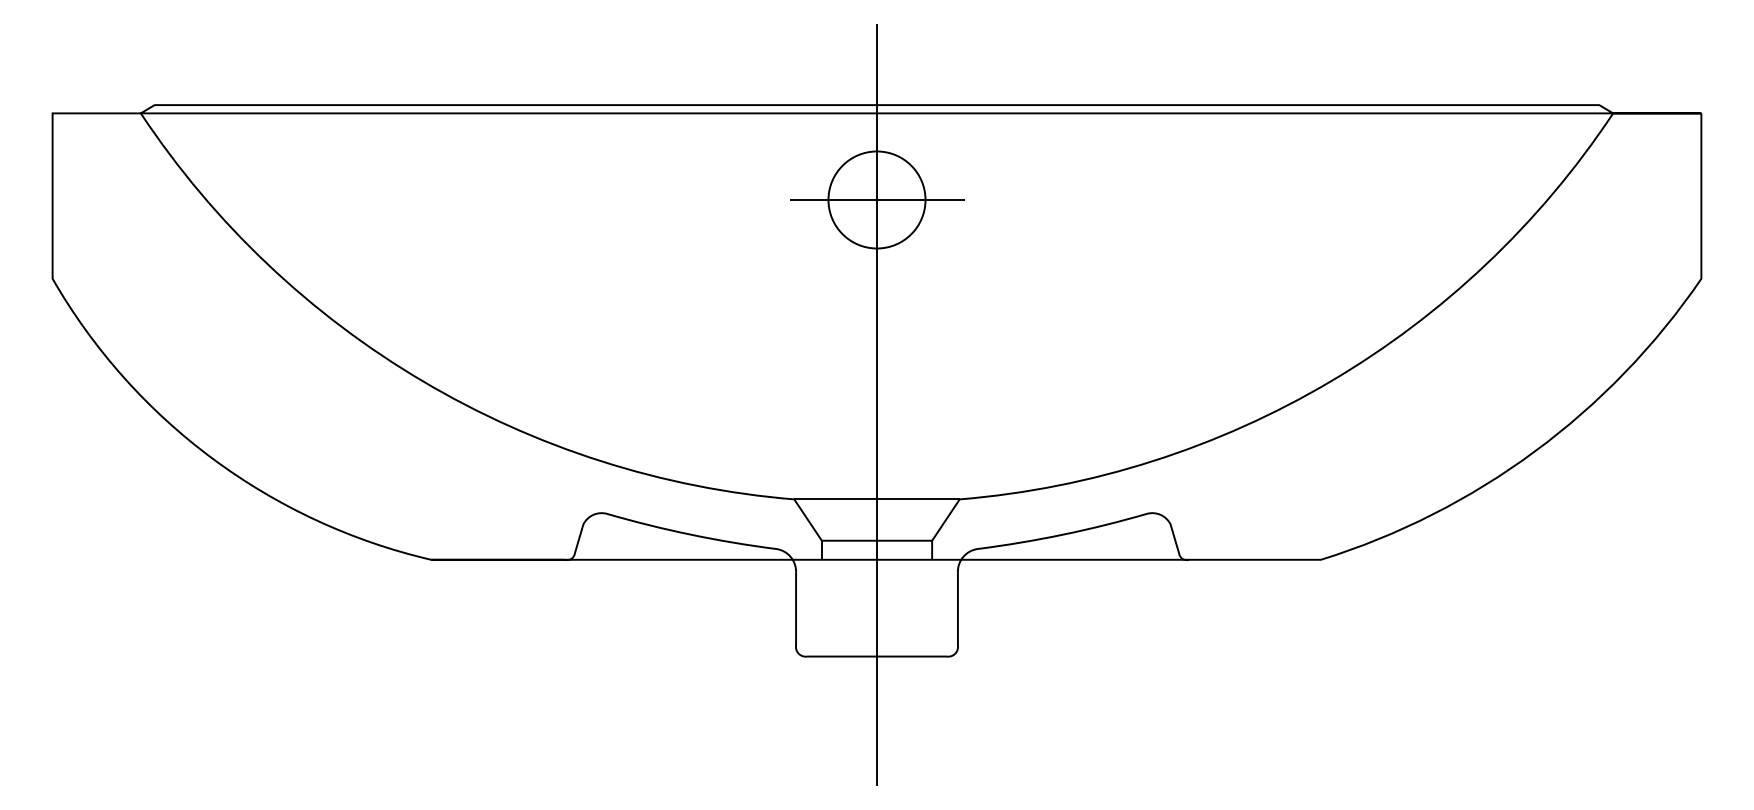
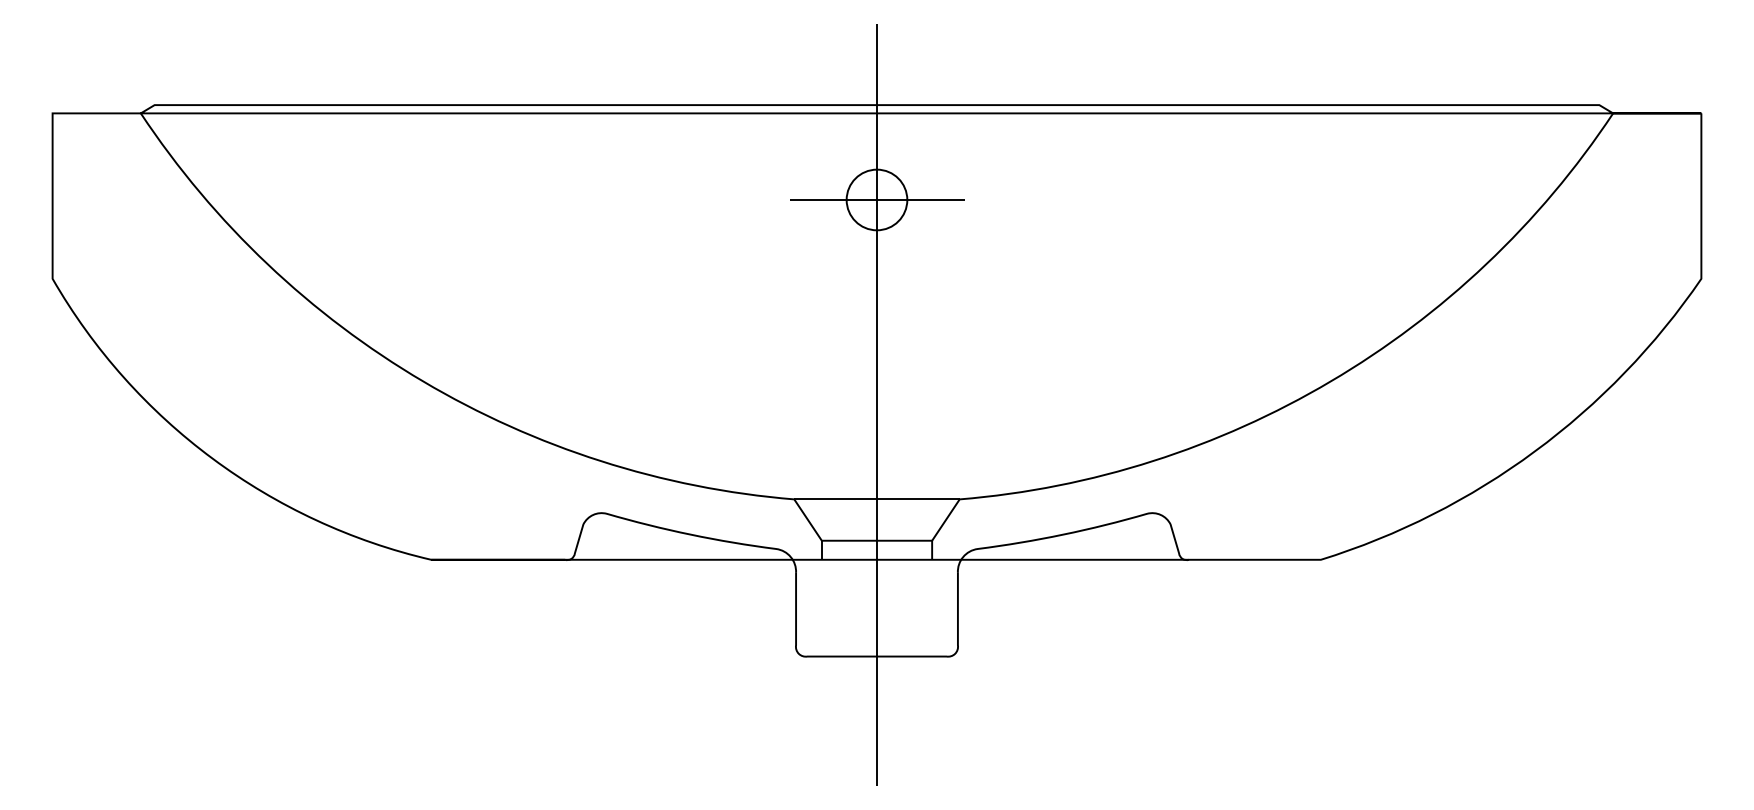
circle diameter: 97 px -> 61 px (876, 199)
